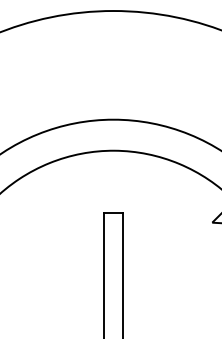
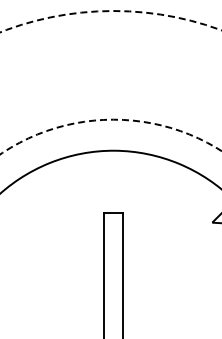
circle: solid -> dashed (110, 21)
arc: solid -> dashed (109, 119)
